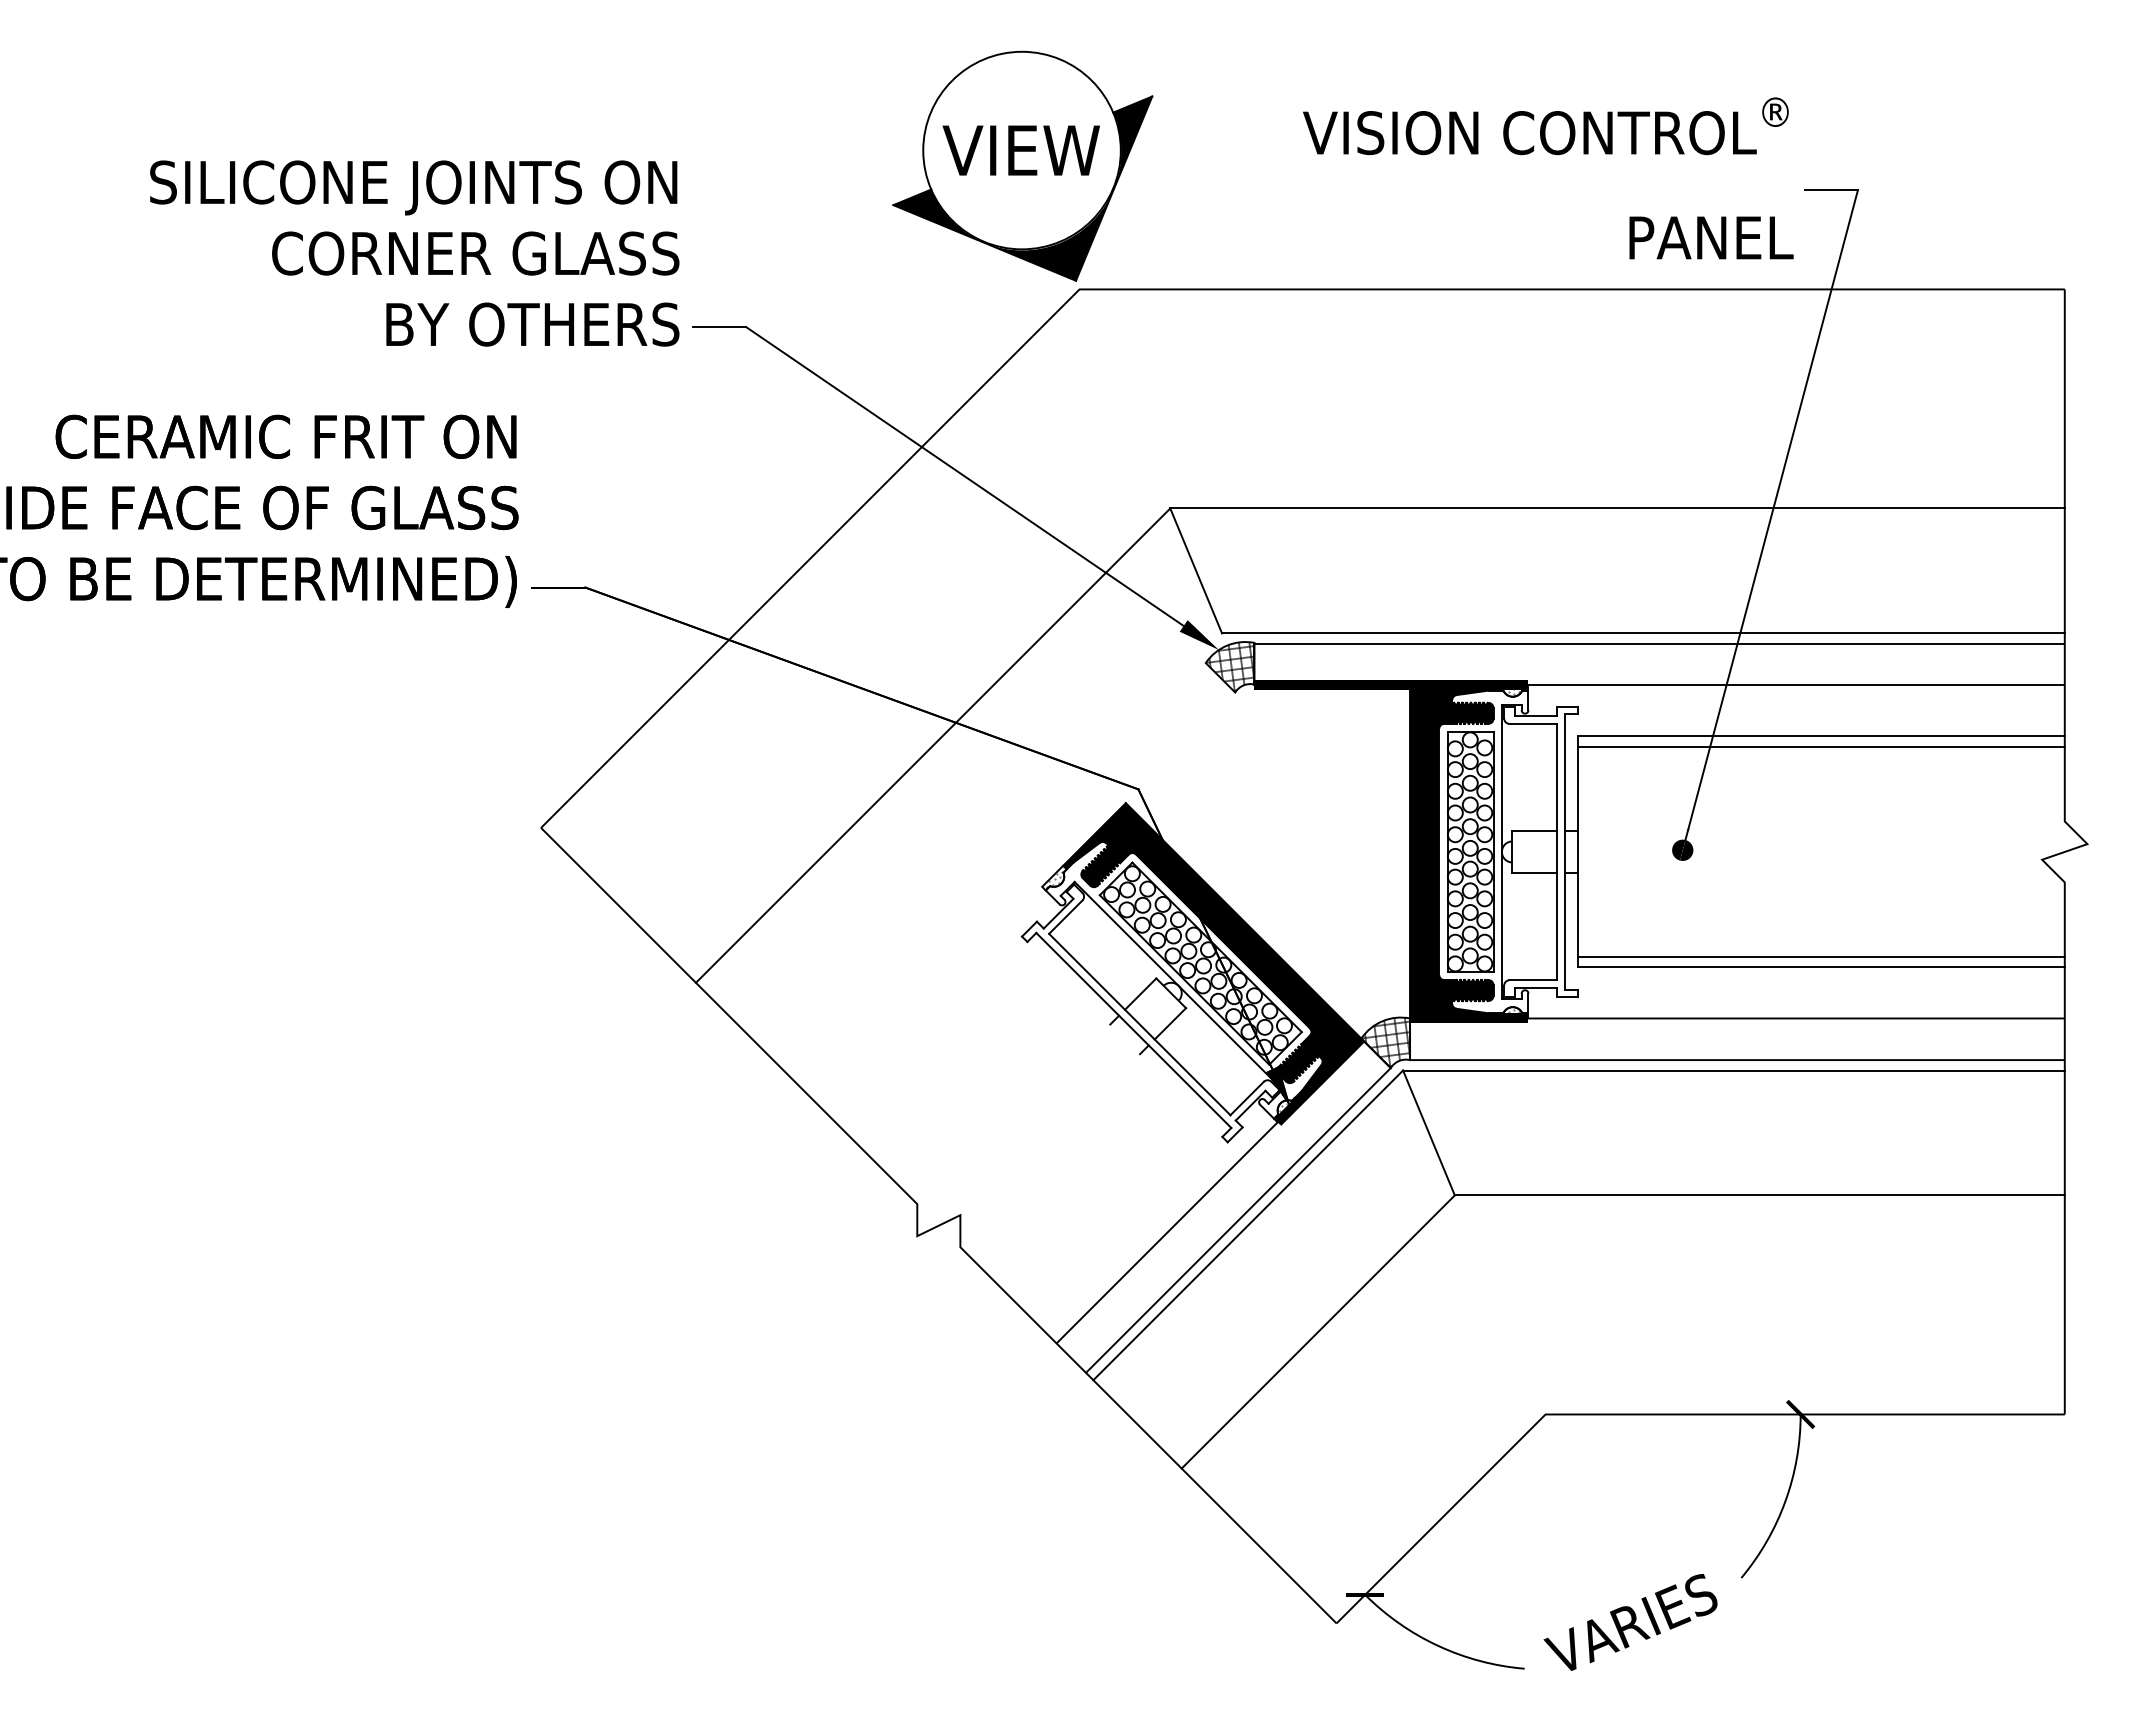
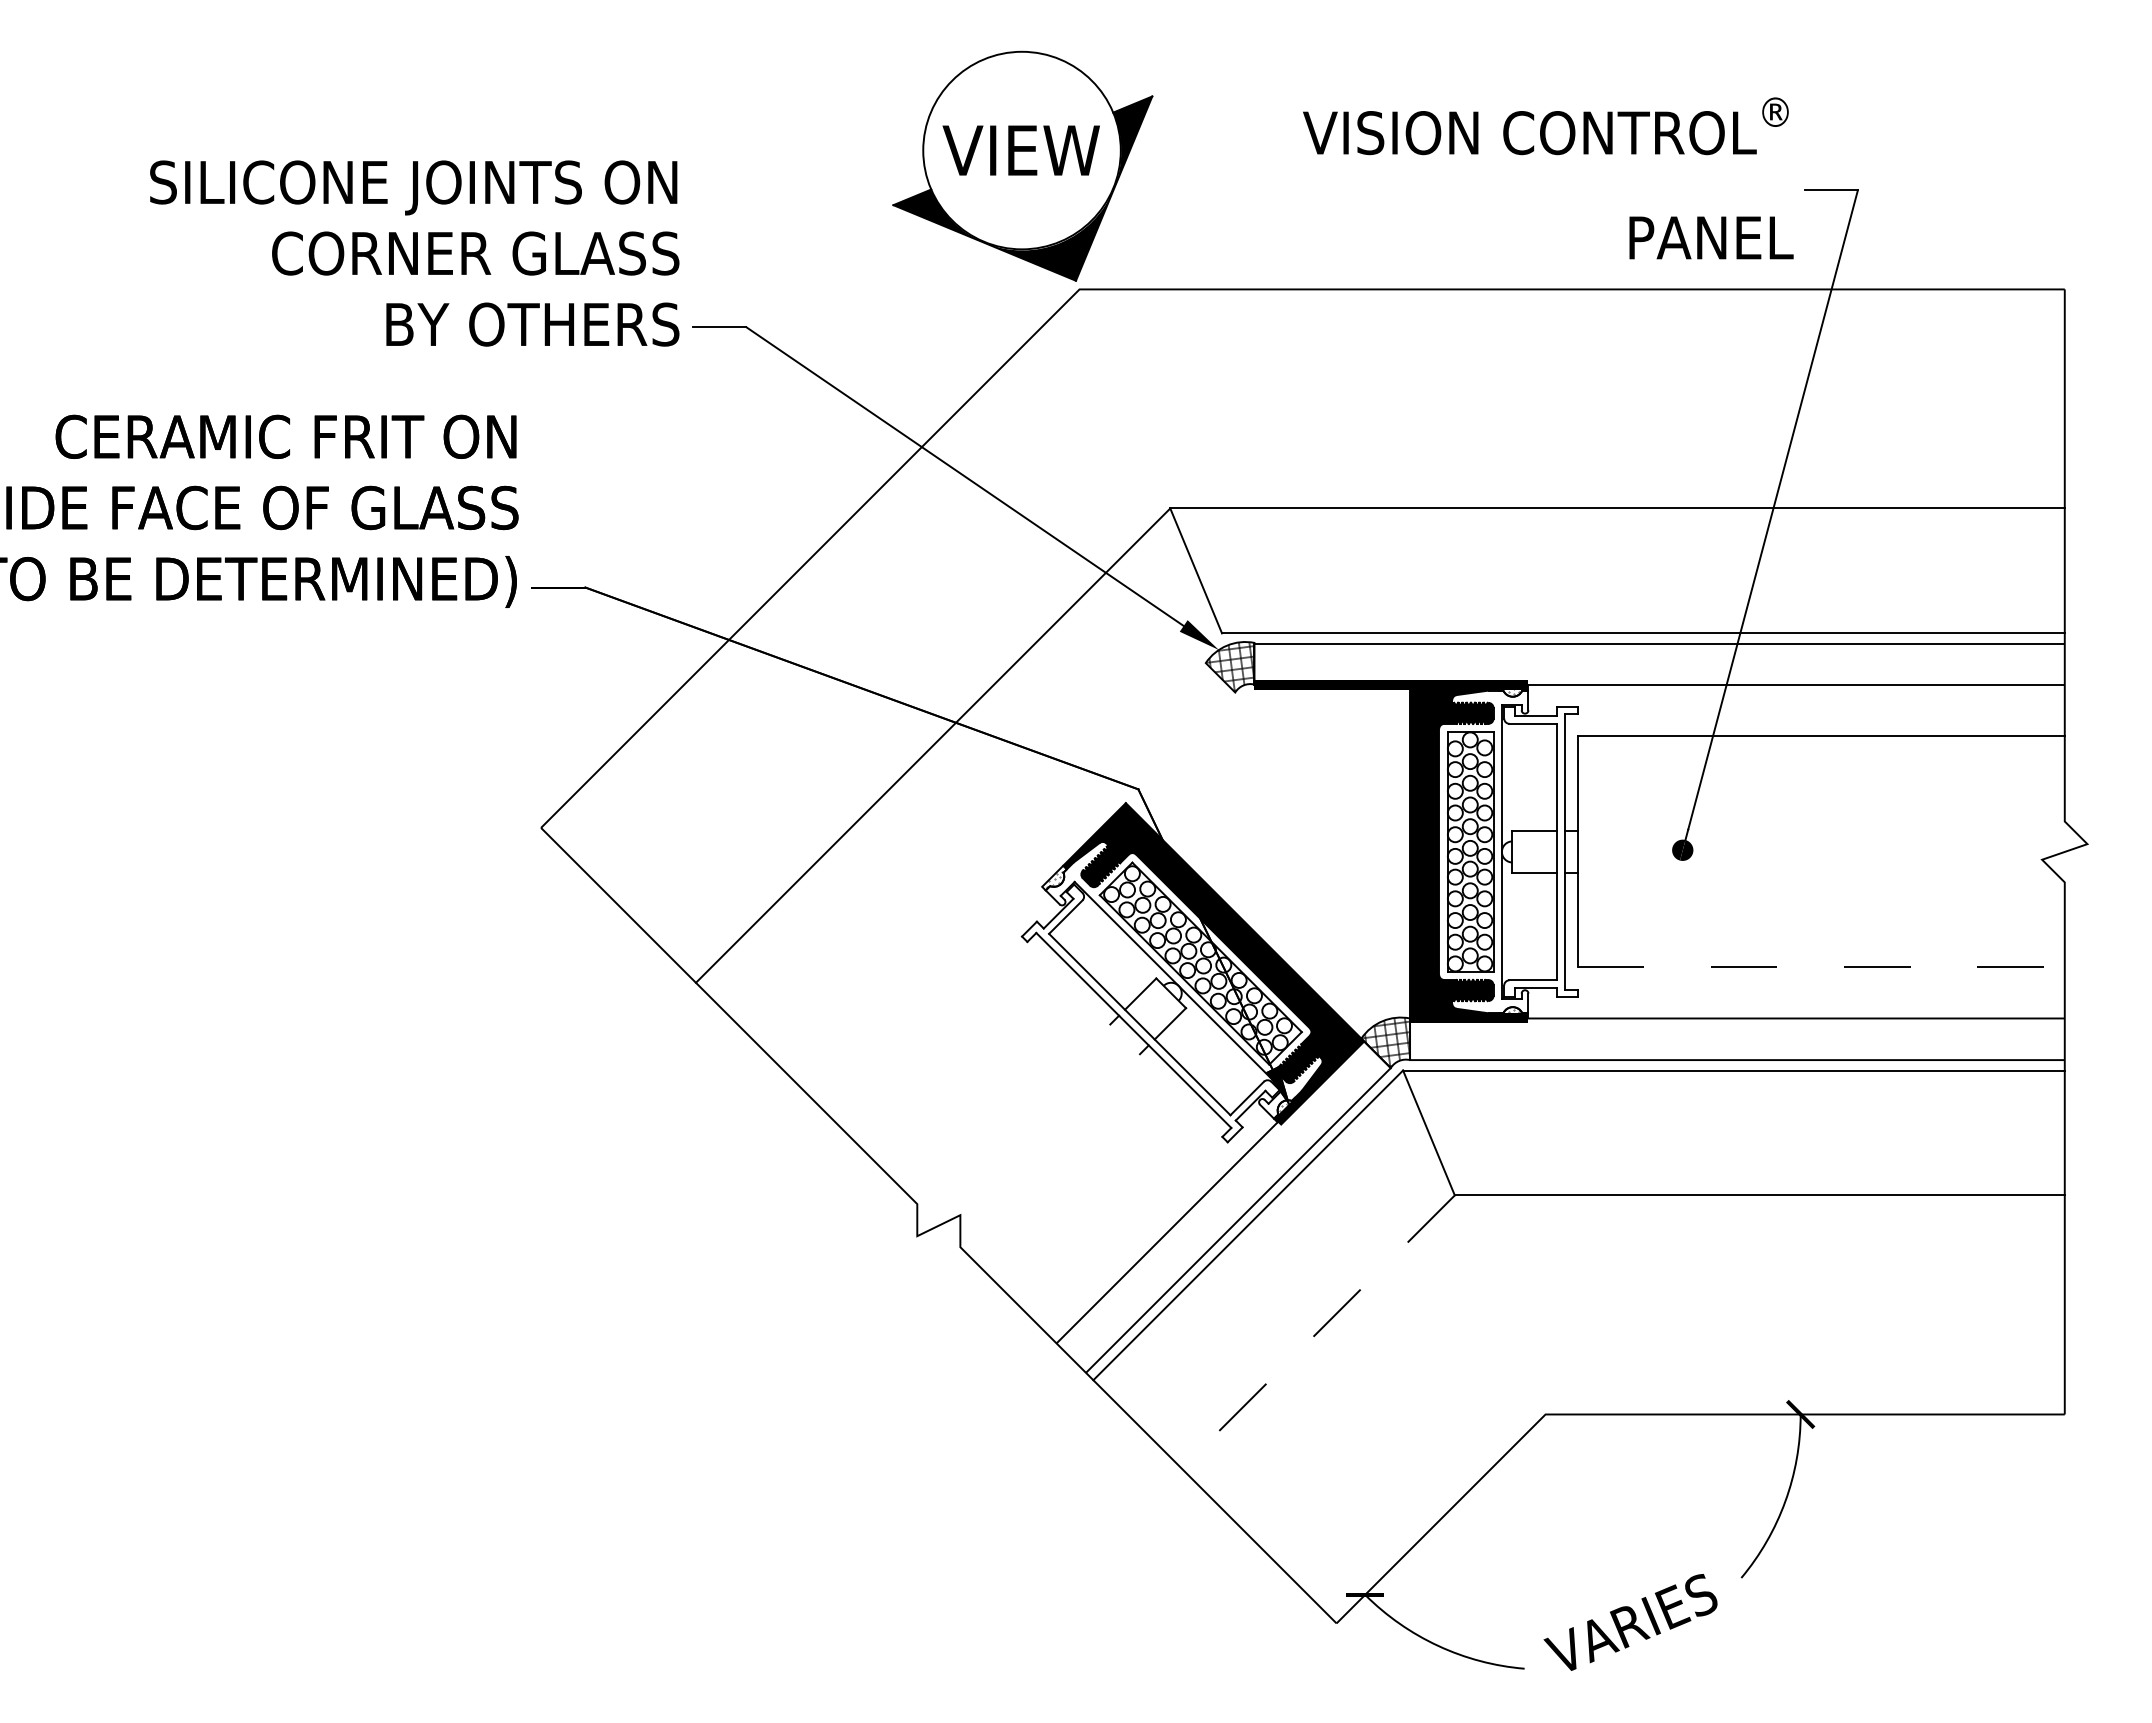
line: present -> none (1820, 746)
line: present -> none (1820, 956)
line: solid -> dashed (1821, 967)
line: solid -> dashed (1317, 1332)
